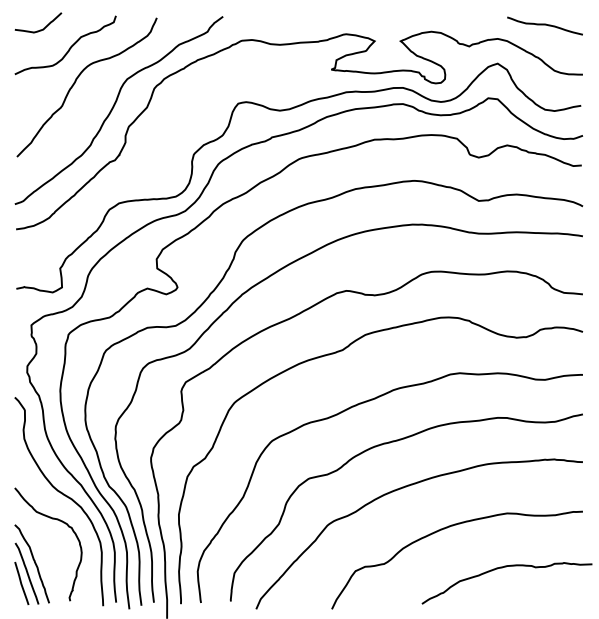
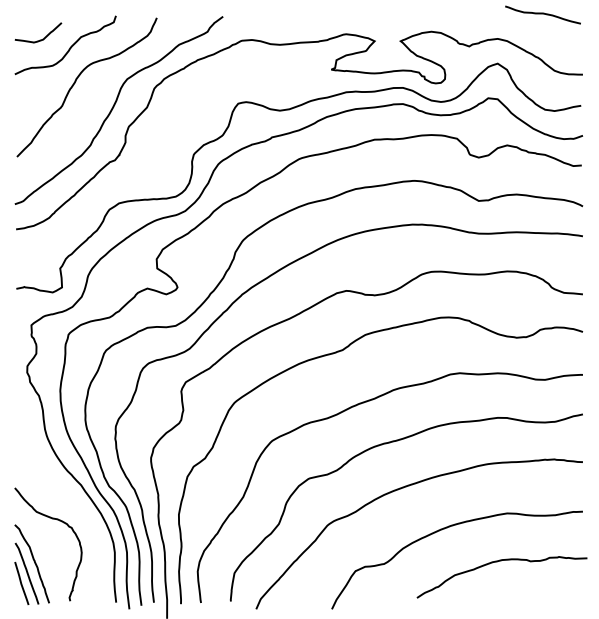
curve position: (544, 25) -> (542, 14) (542, 14)
curve position: (42, 28) -> (42, 38) (42, 38)
curve: present -> none (63, 495)
curve position: (502, 568) -> (497, 562) (497, 562)
